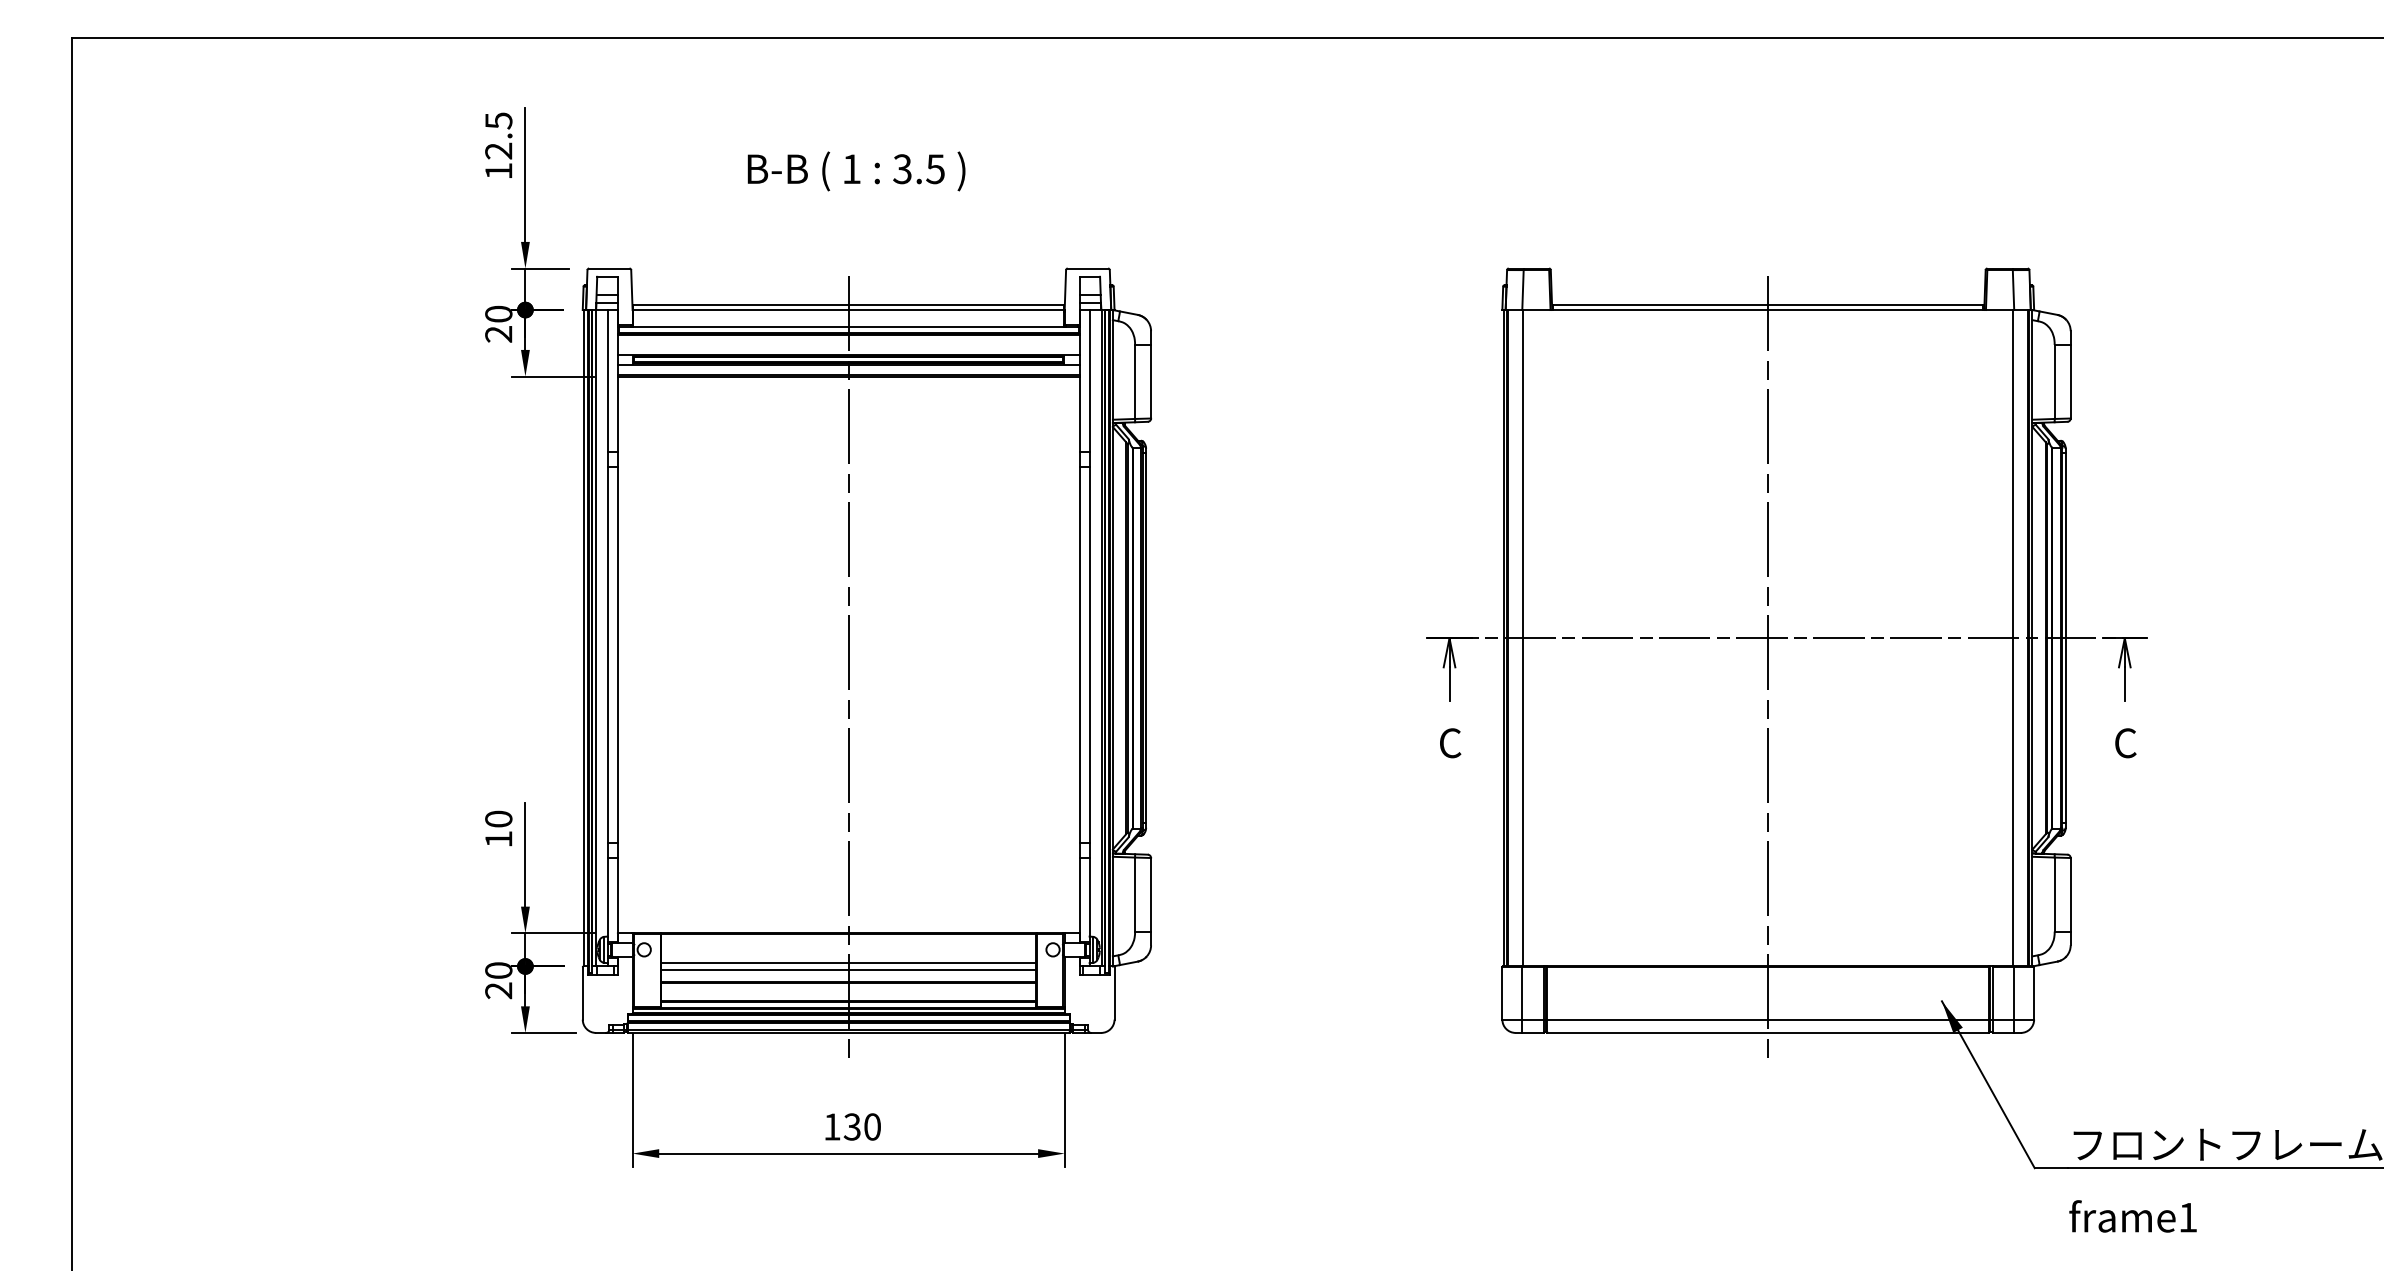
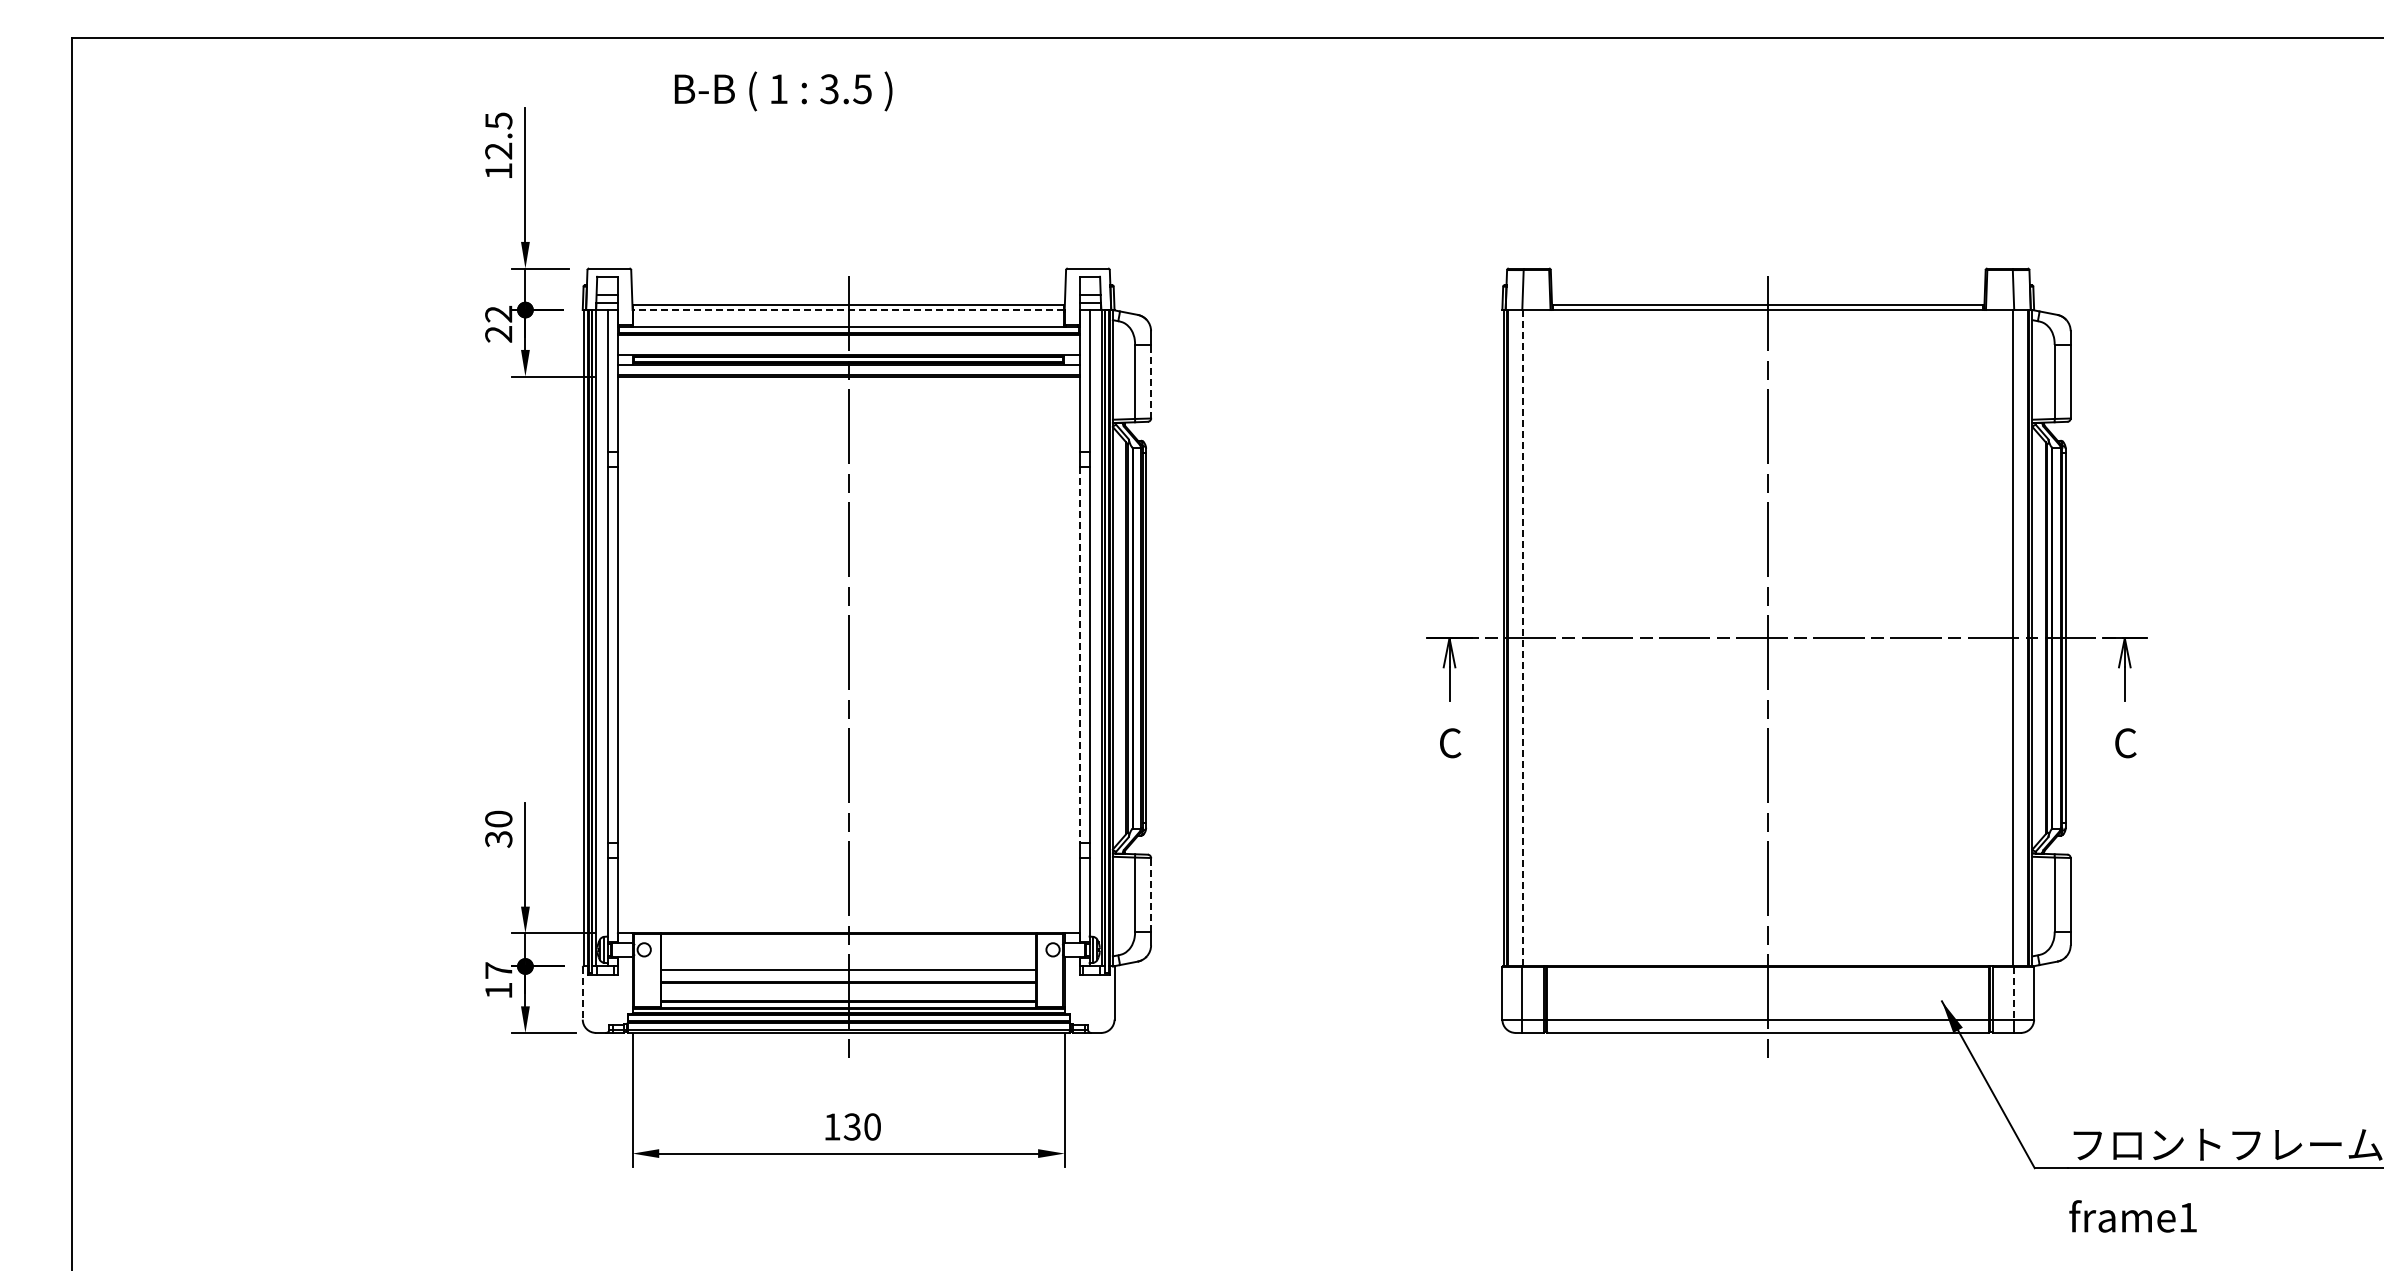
text position: (856, 171) -> (783, 91) (783, 91)
line: solid -> dashed (848, 310)
text: 20 -> 22 (498, 313)
line: solid -> dashed (1151, 381)
line: solid -> dashed (1523, 637)
line: solid -> dashed (1079, 654)
text: 10 -> 30 (498, 839)
line: solid -> dashed (1151, 894)
line: present -> none (848, 963)
text: 20 -> 17 (498, 980)
line: solid -> dashed (582, 993)
line: solid -> dashed (2014, 993)
